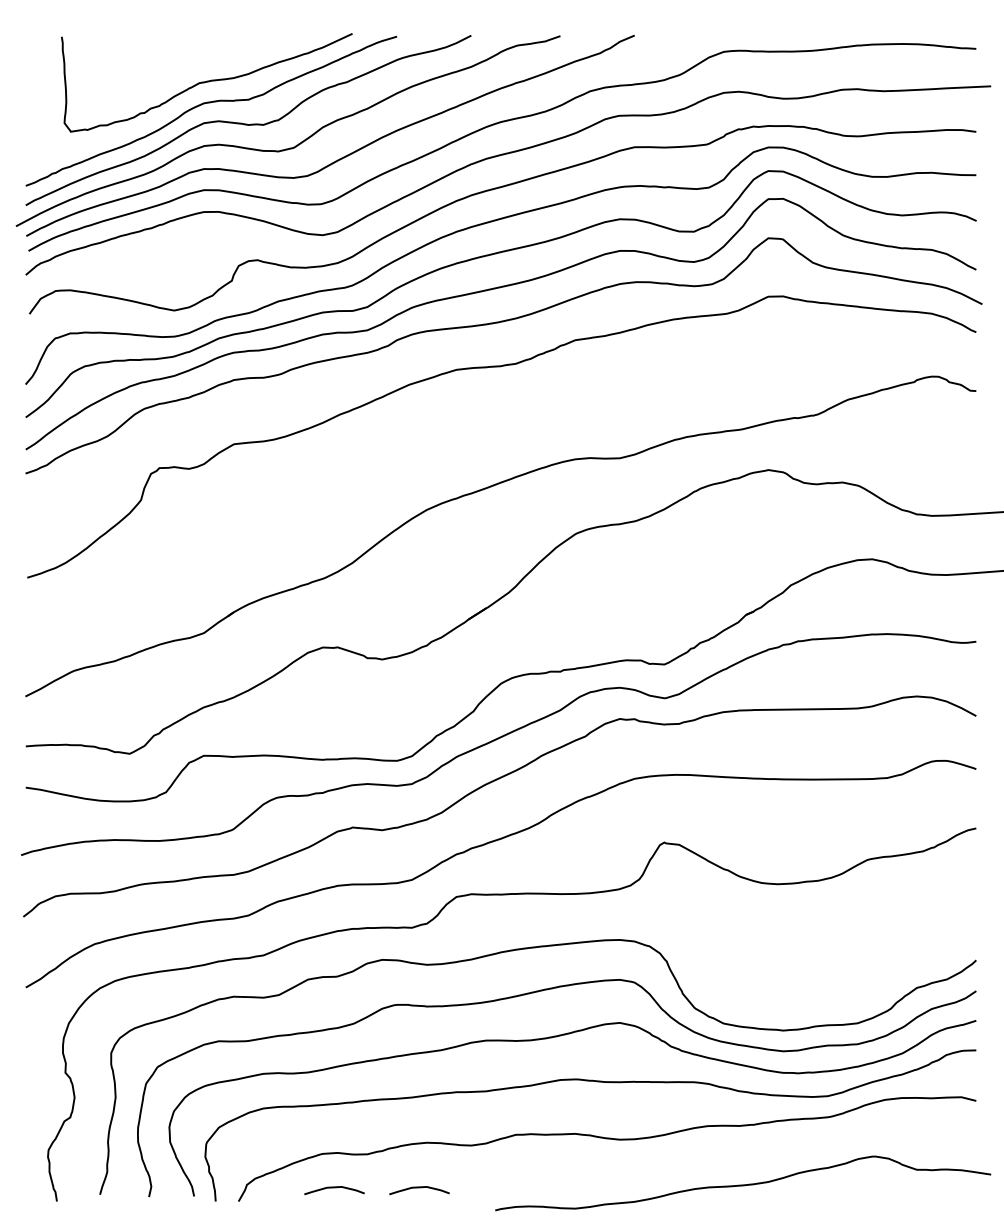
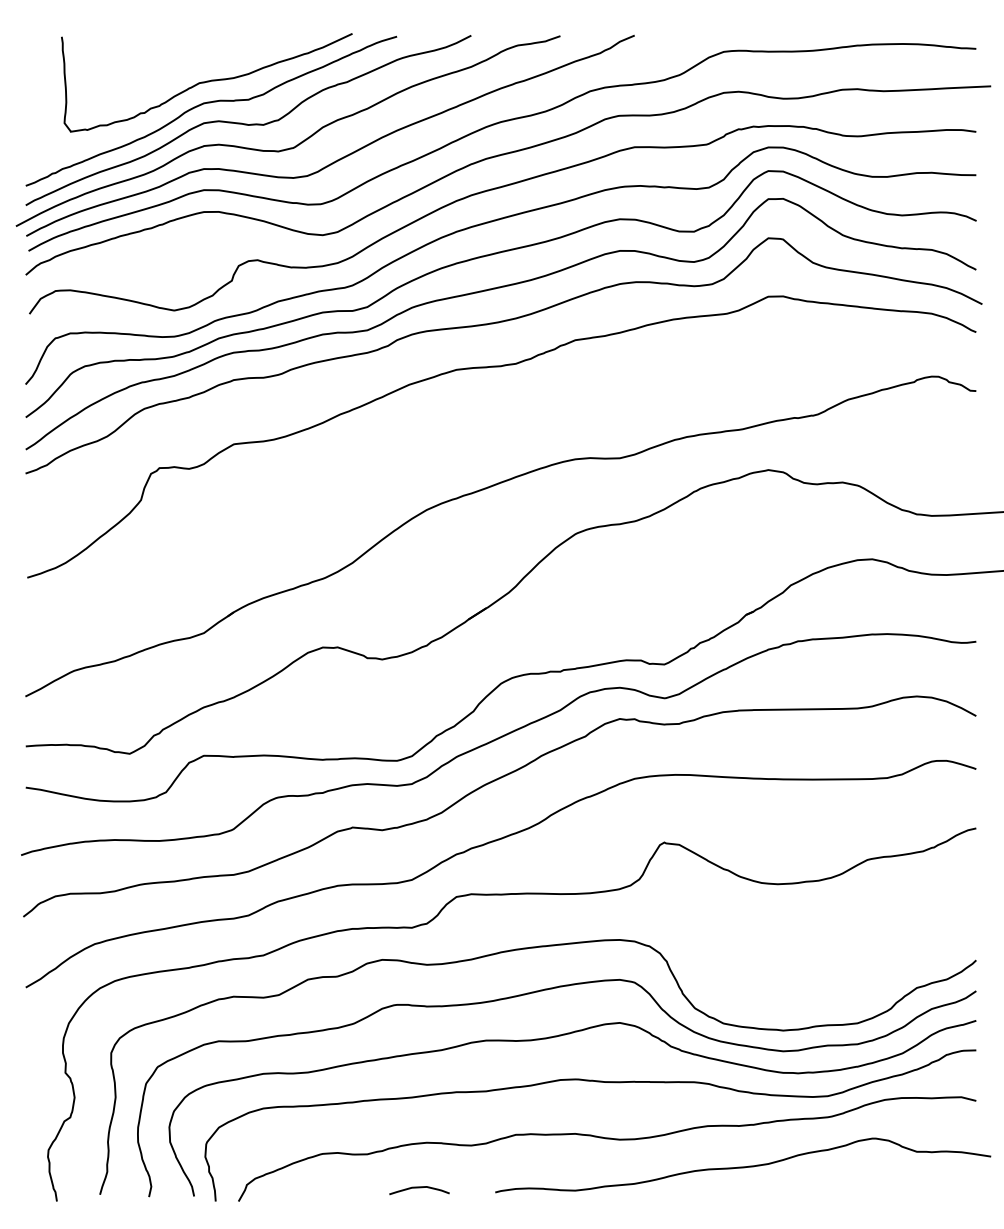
curve position: (743, 1184) -> (743, 1166) (743, 1166)
curve: present -> none (334, 1188)
